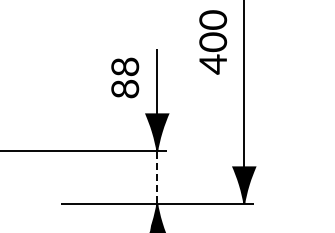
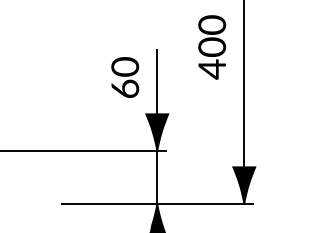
text position: (213, 42) -> (212, 47) (212, 47)
text: 88 -> 60 (124, 77)
line: dashed -> solid (157, 177)
